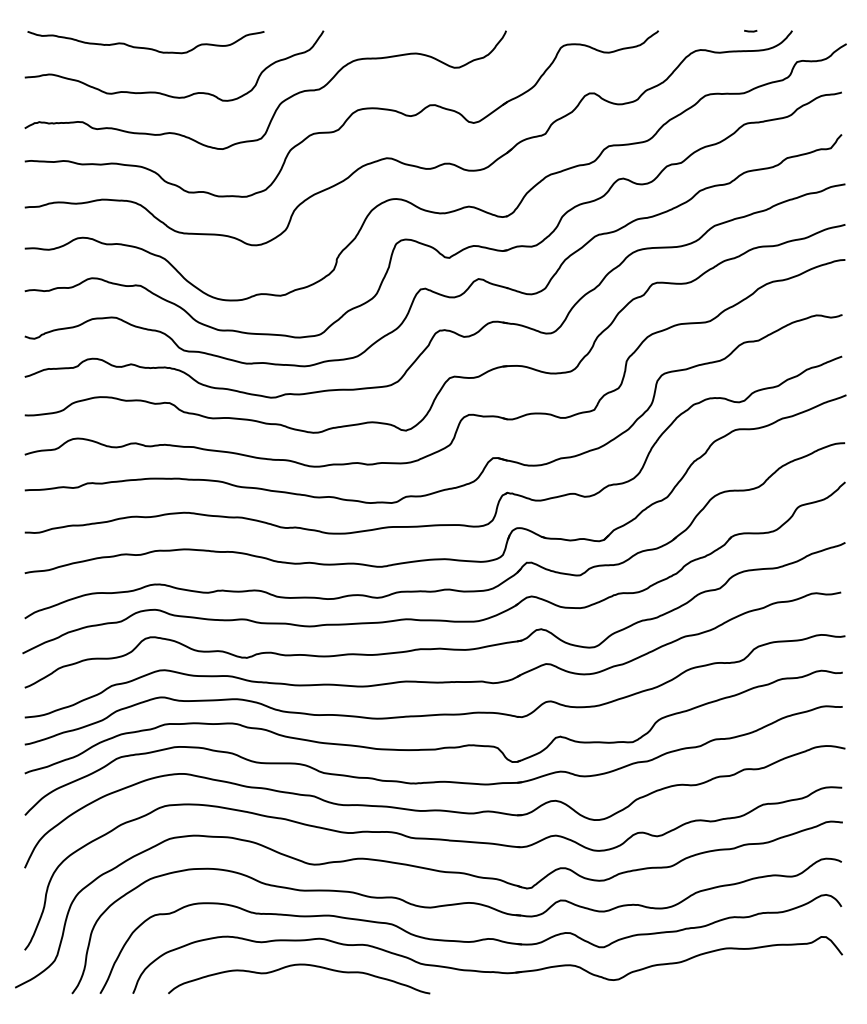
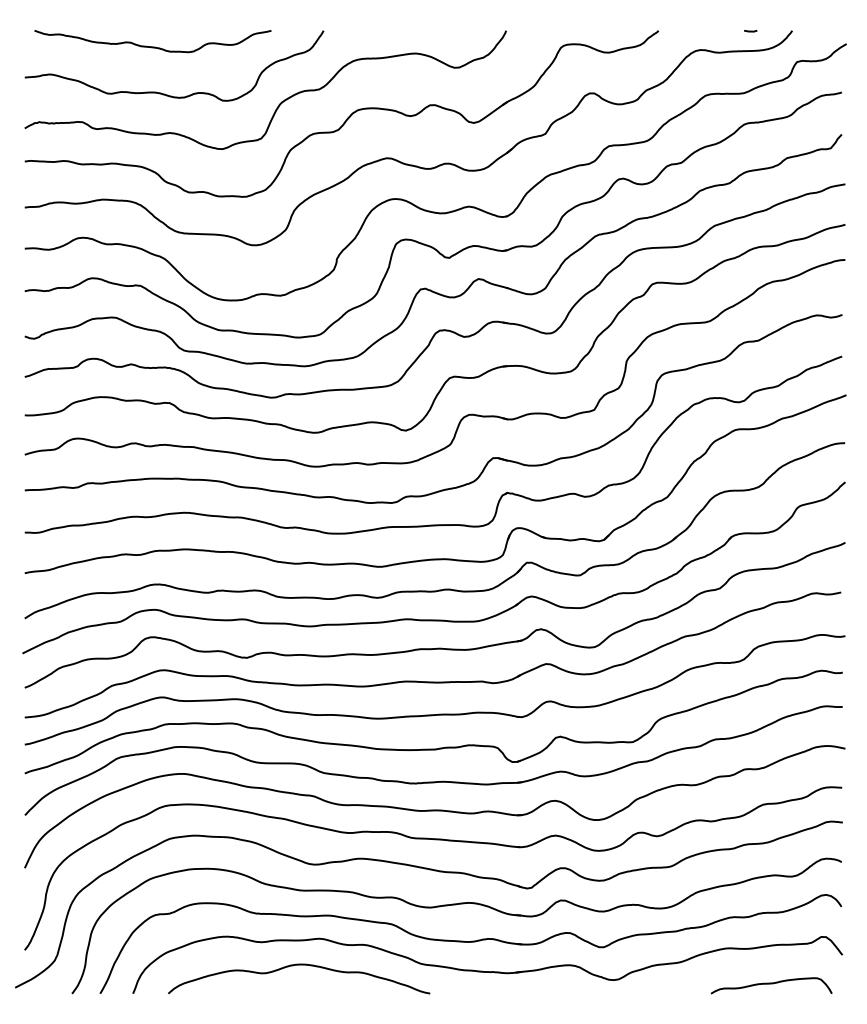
curve position: (145, 47) -> (152, 46) (152, 46)
curve: none -> present (771, 984)
